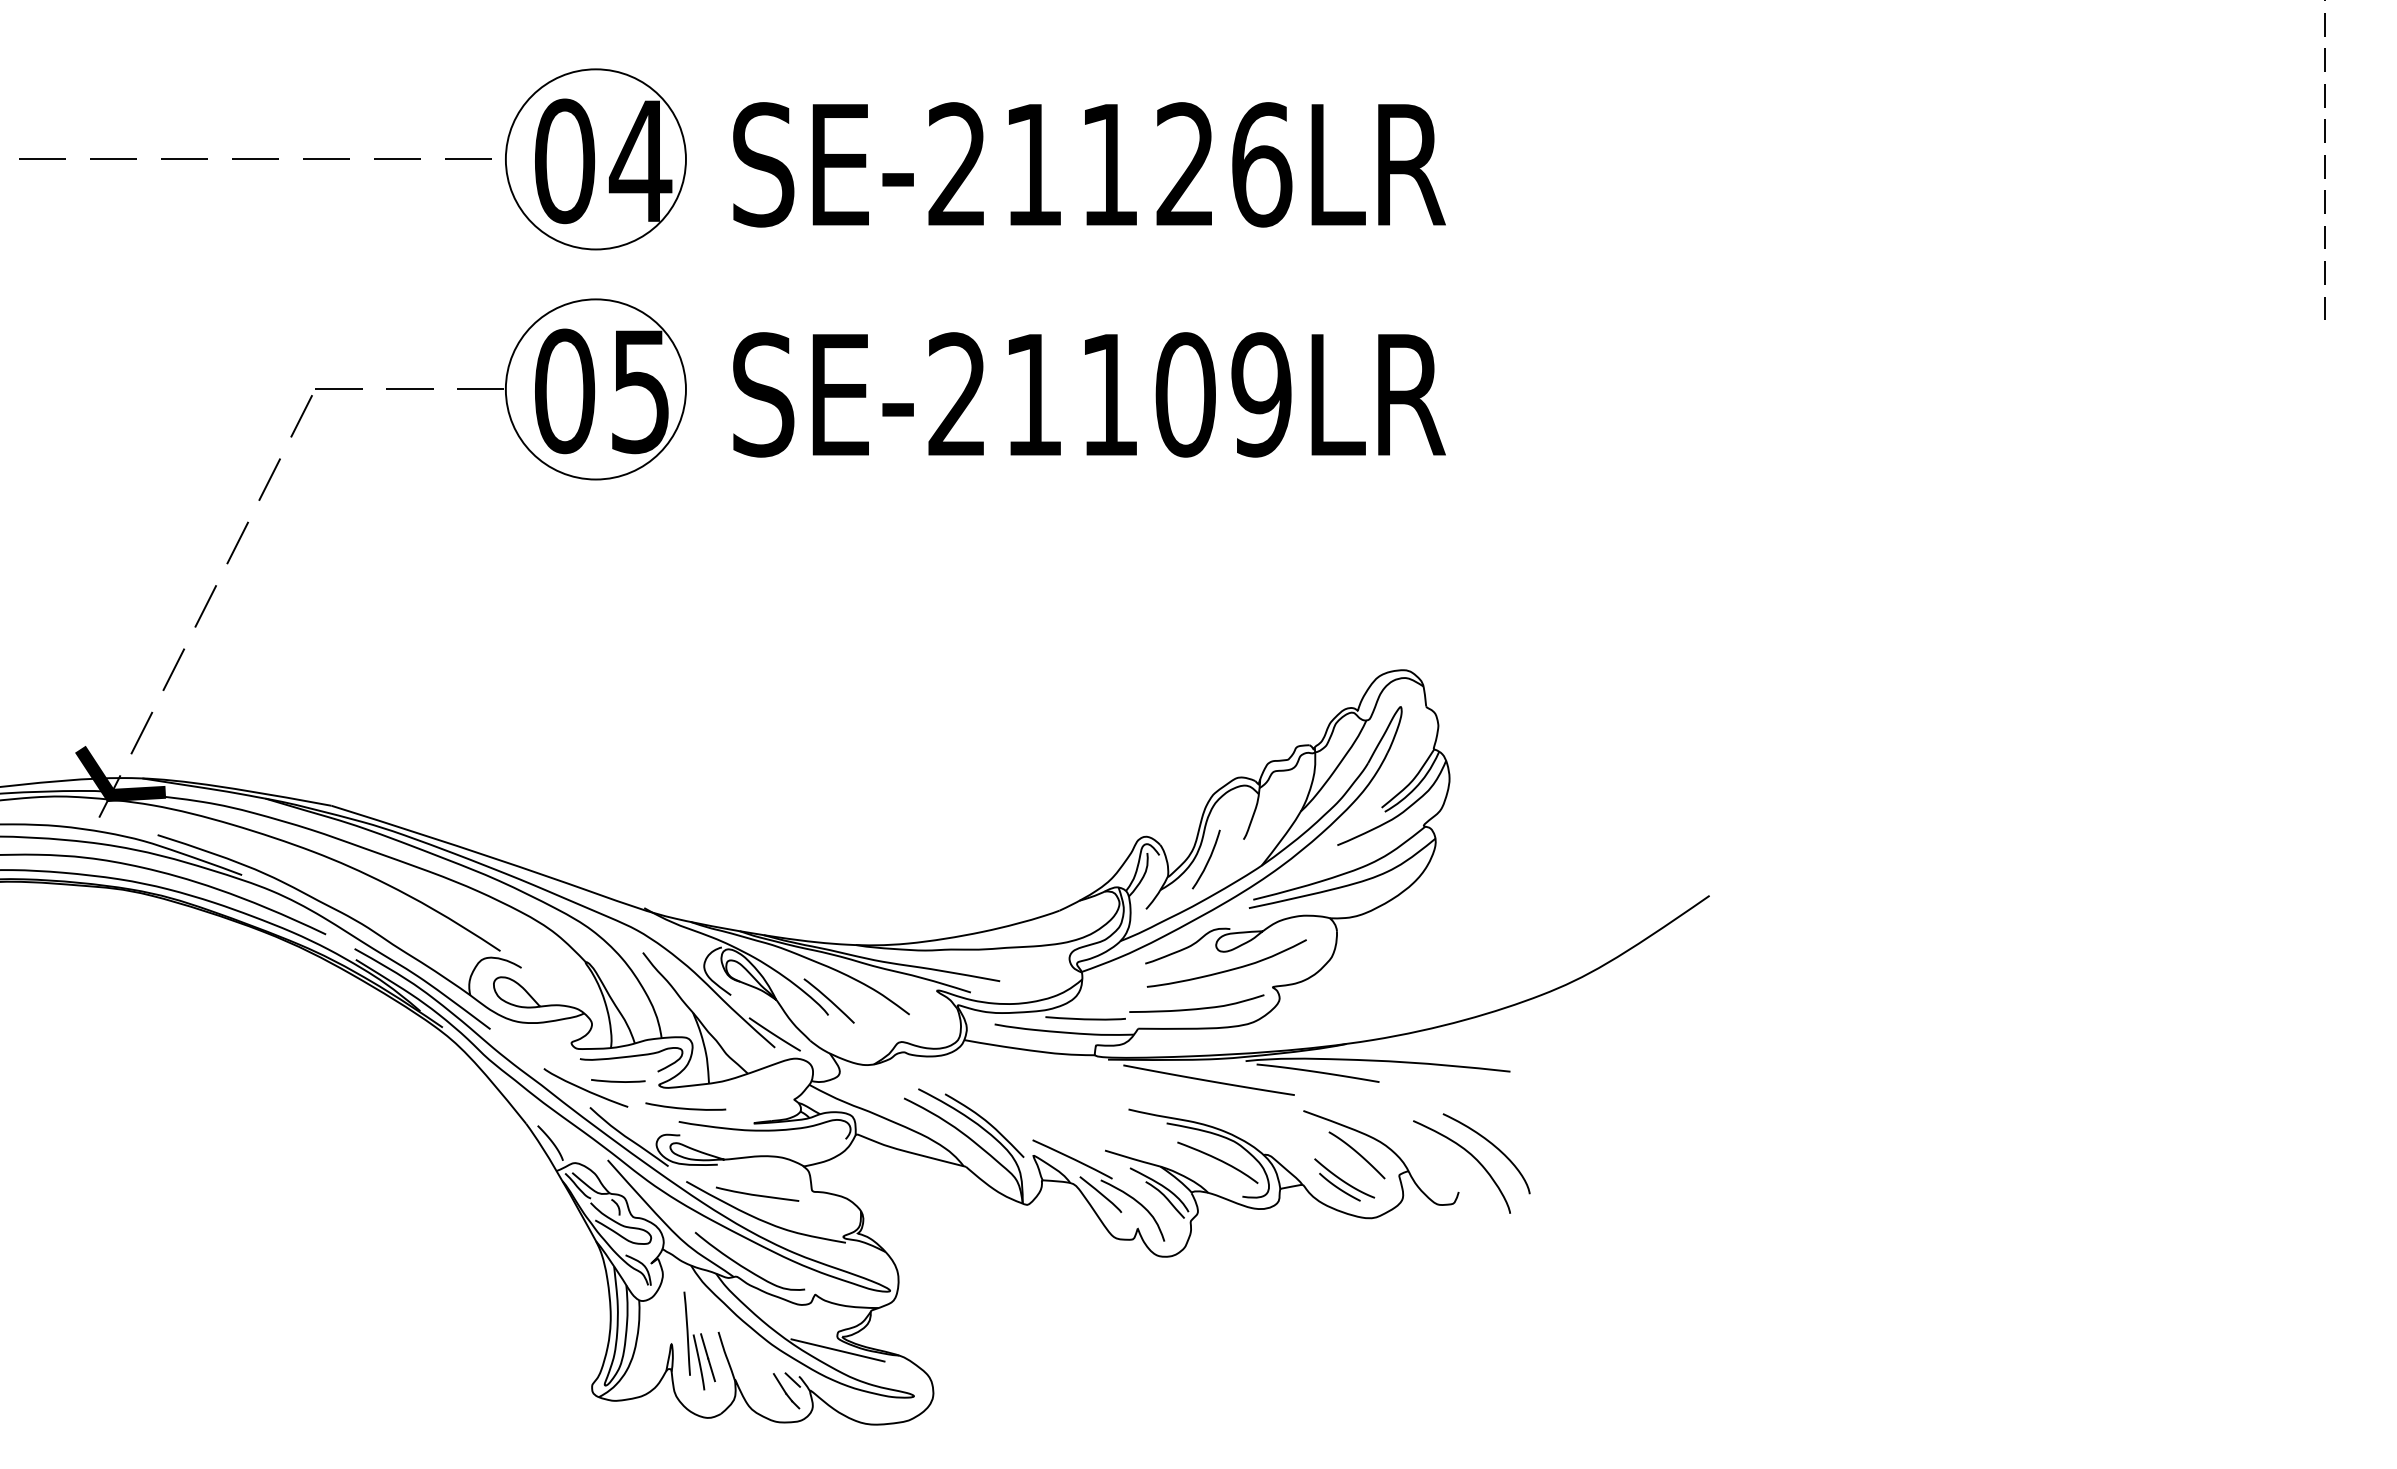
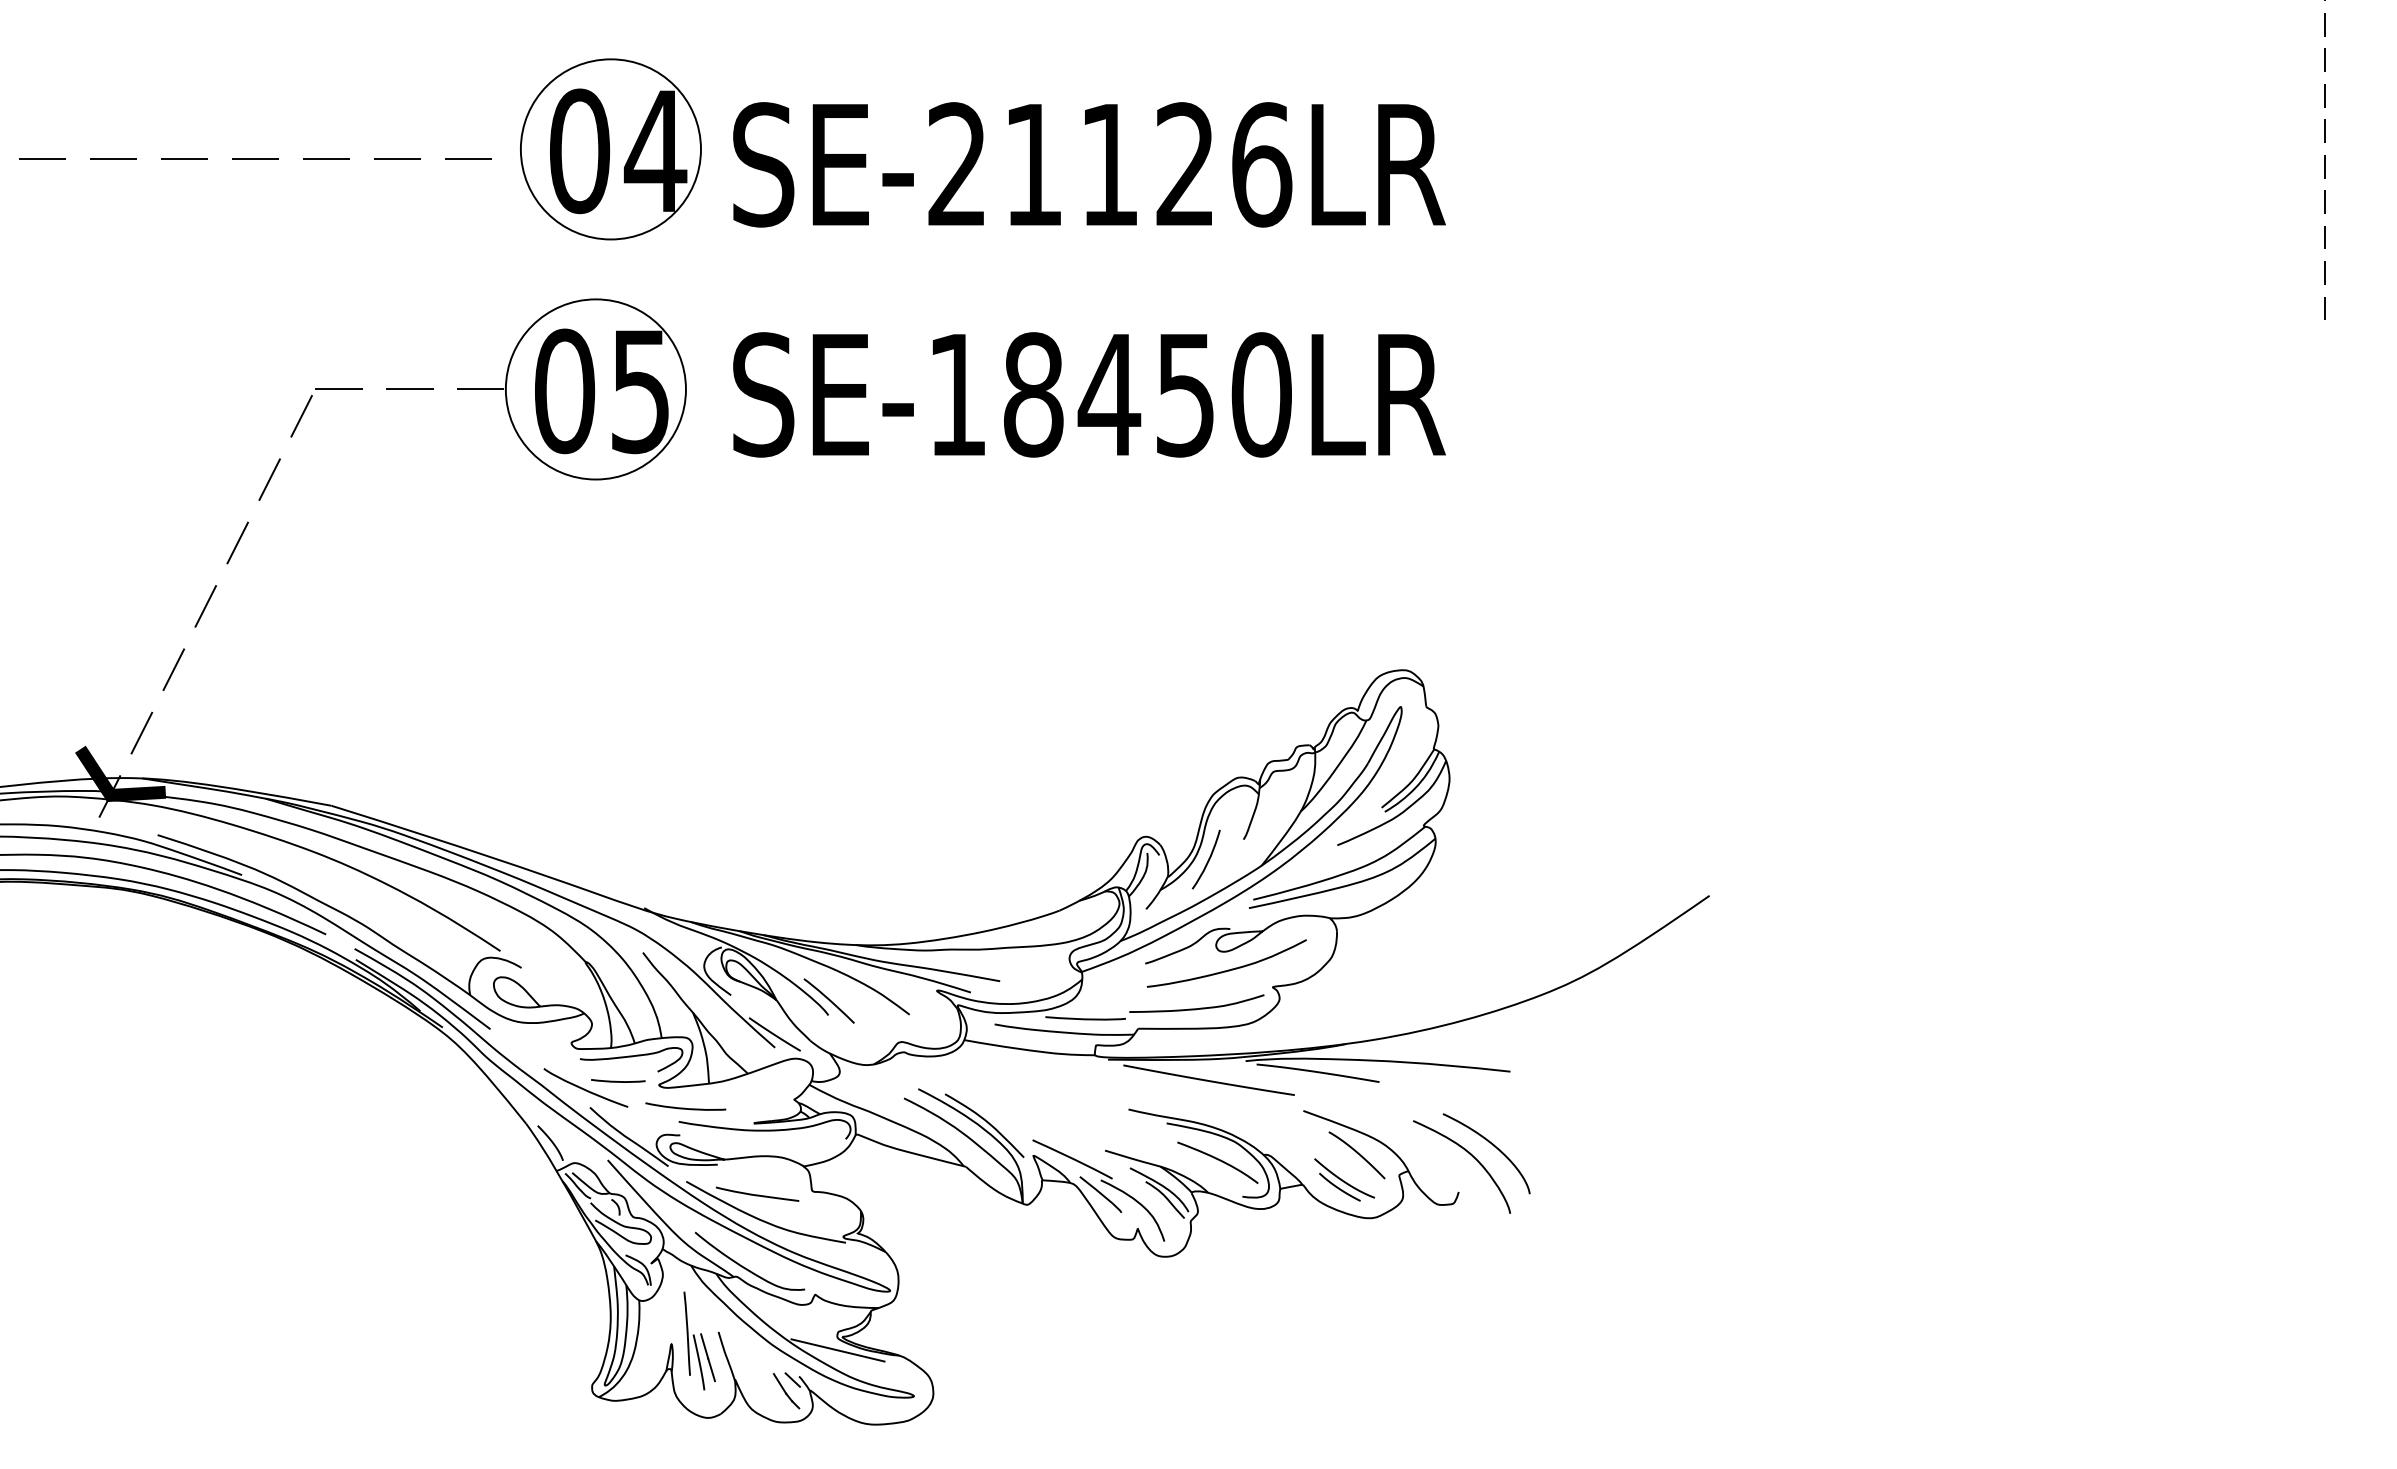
part position: (595, 159) -> (610, 149) (610, 149)
text: SE-21109LR -> SE-18450LR (1109, 394)
